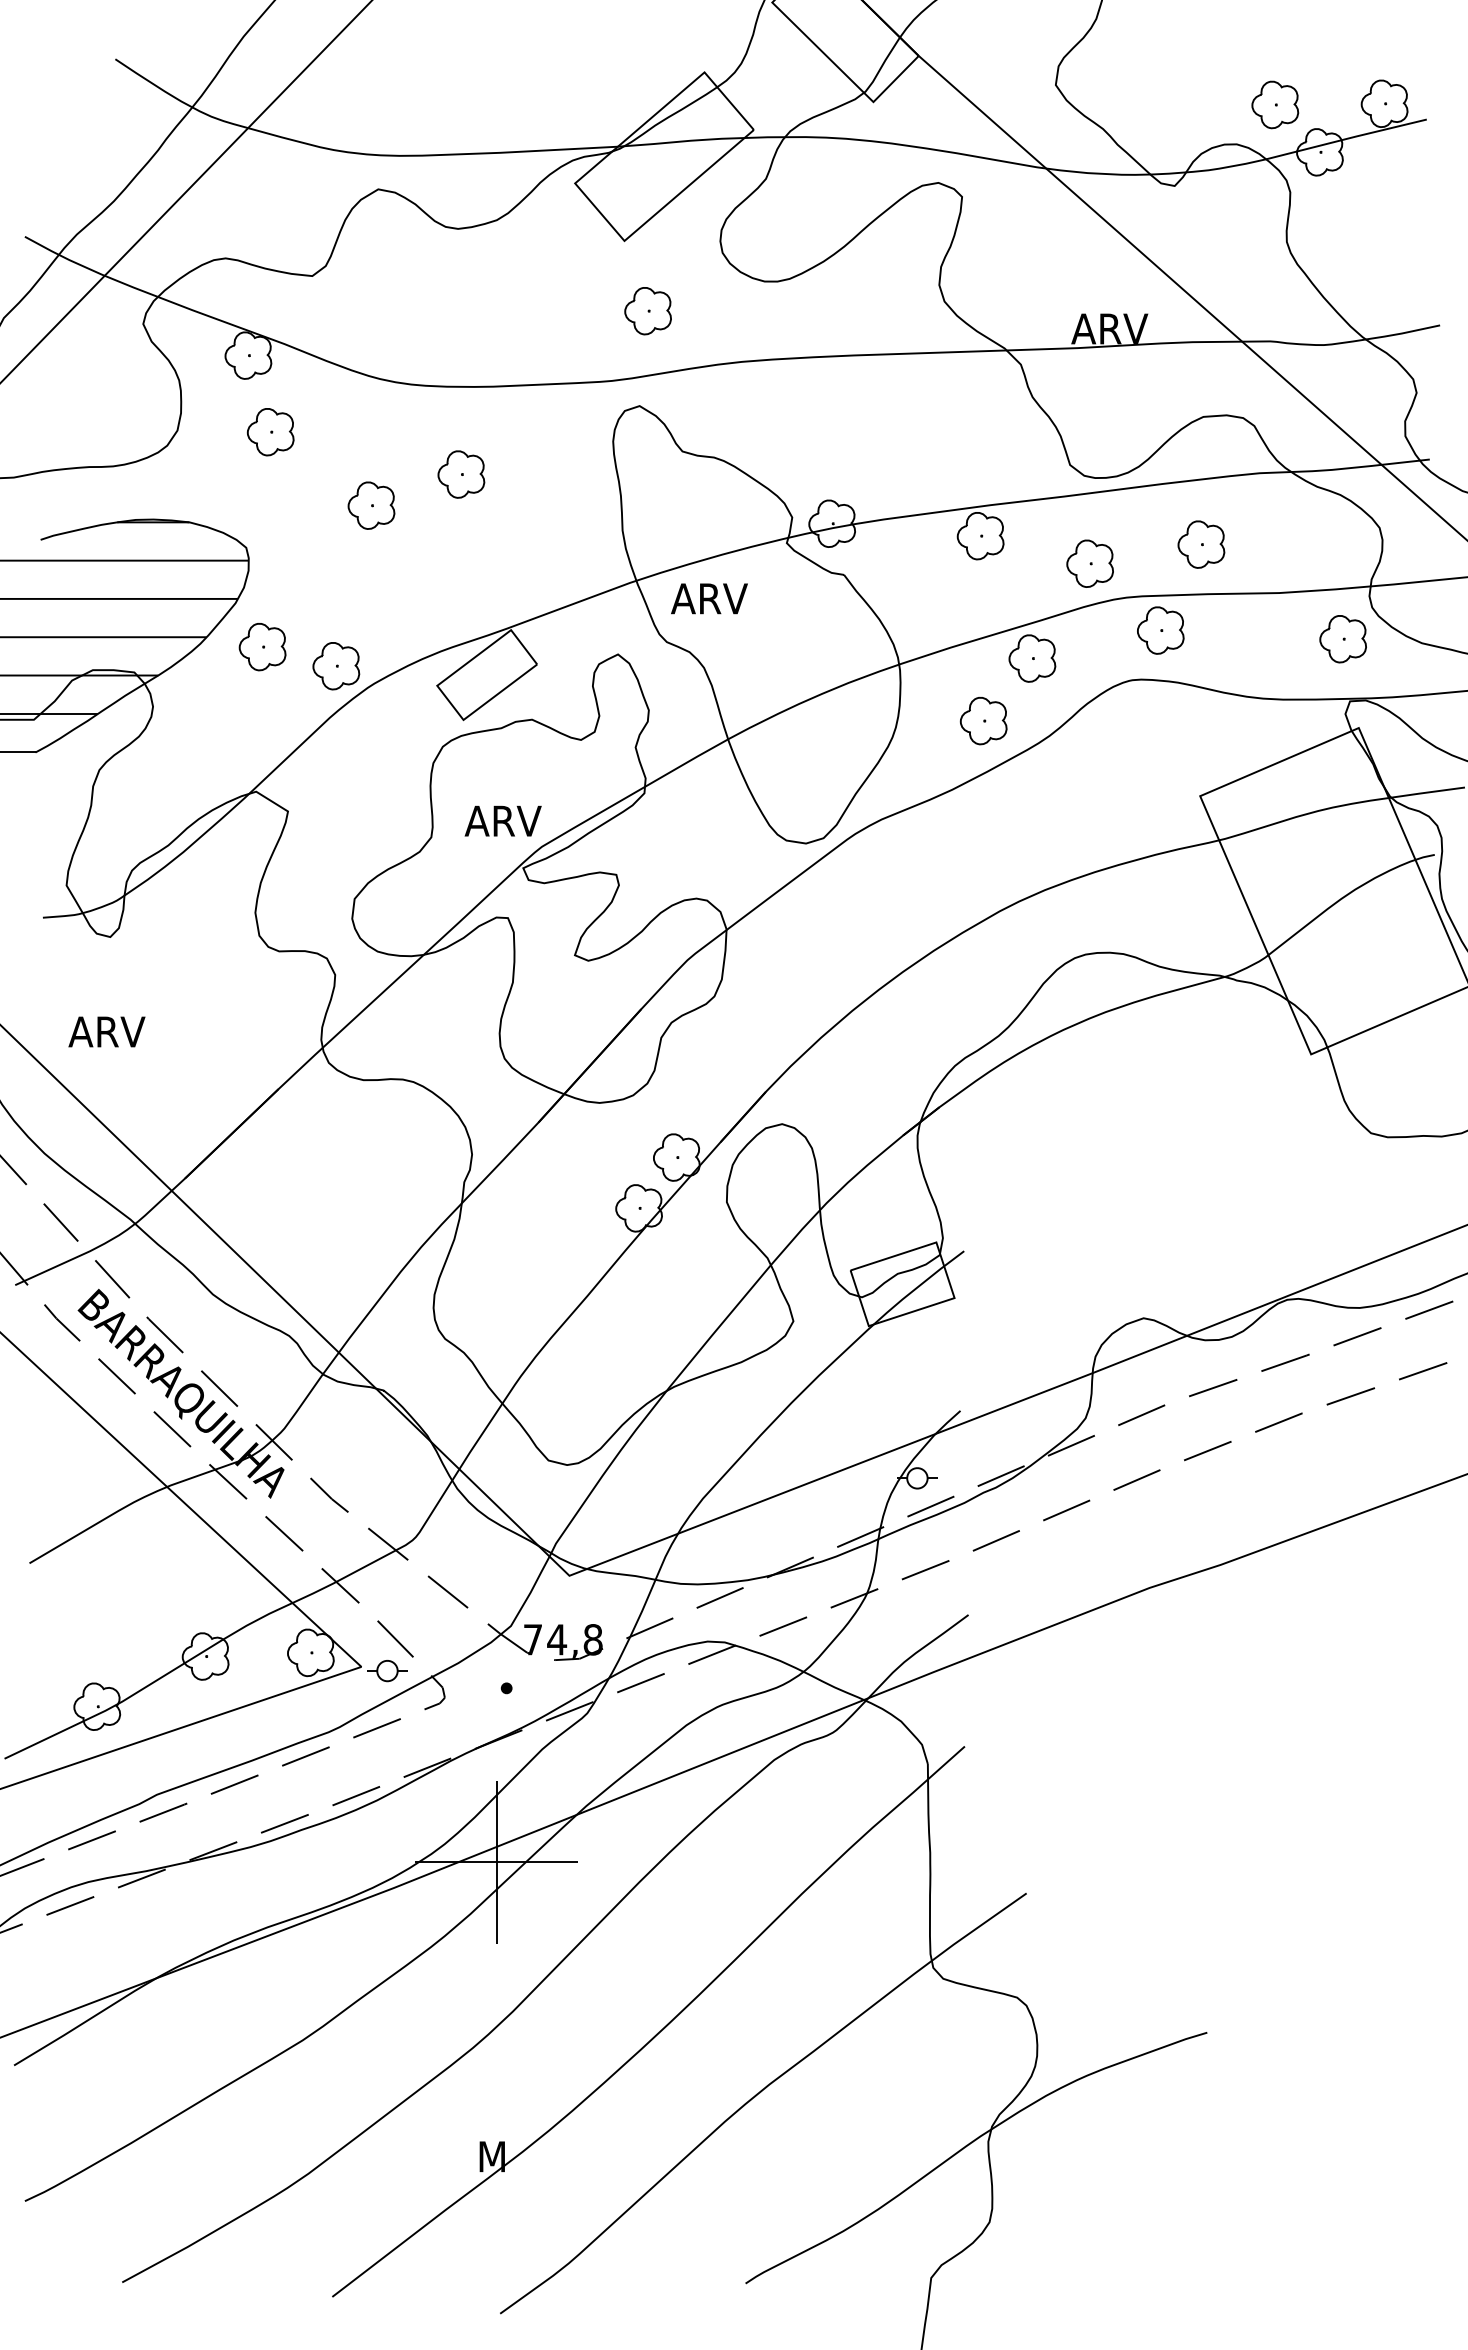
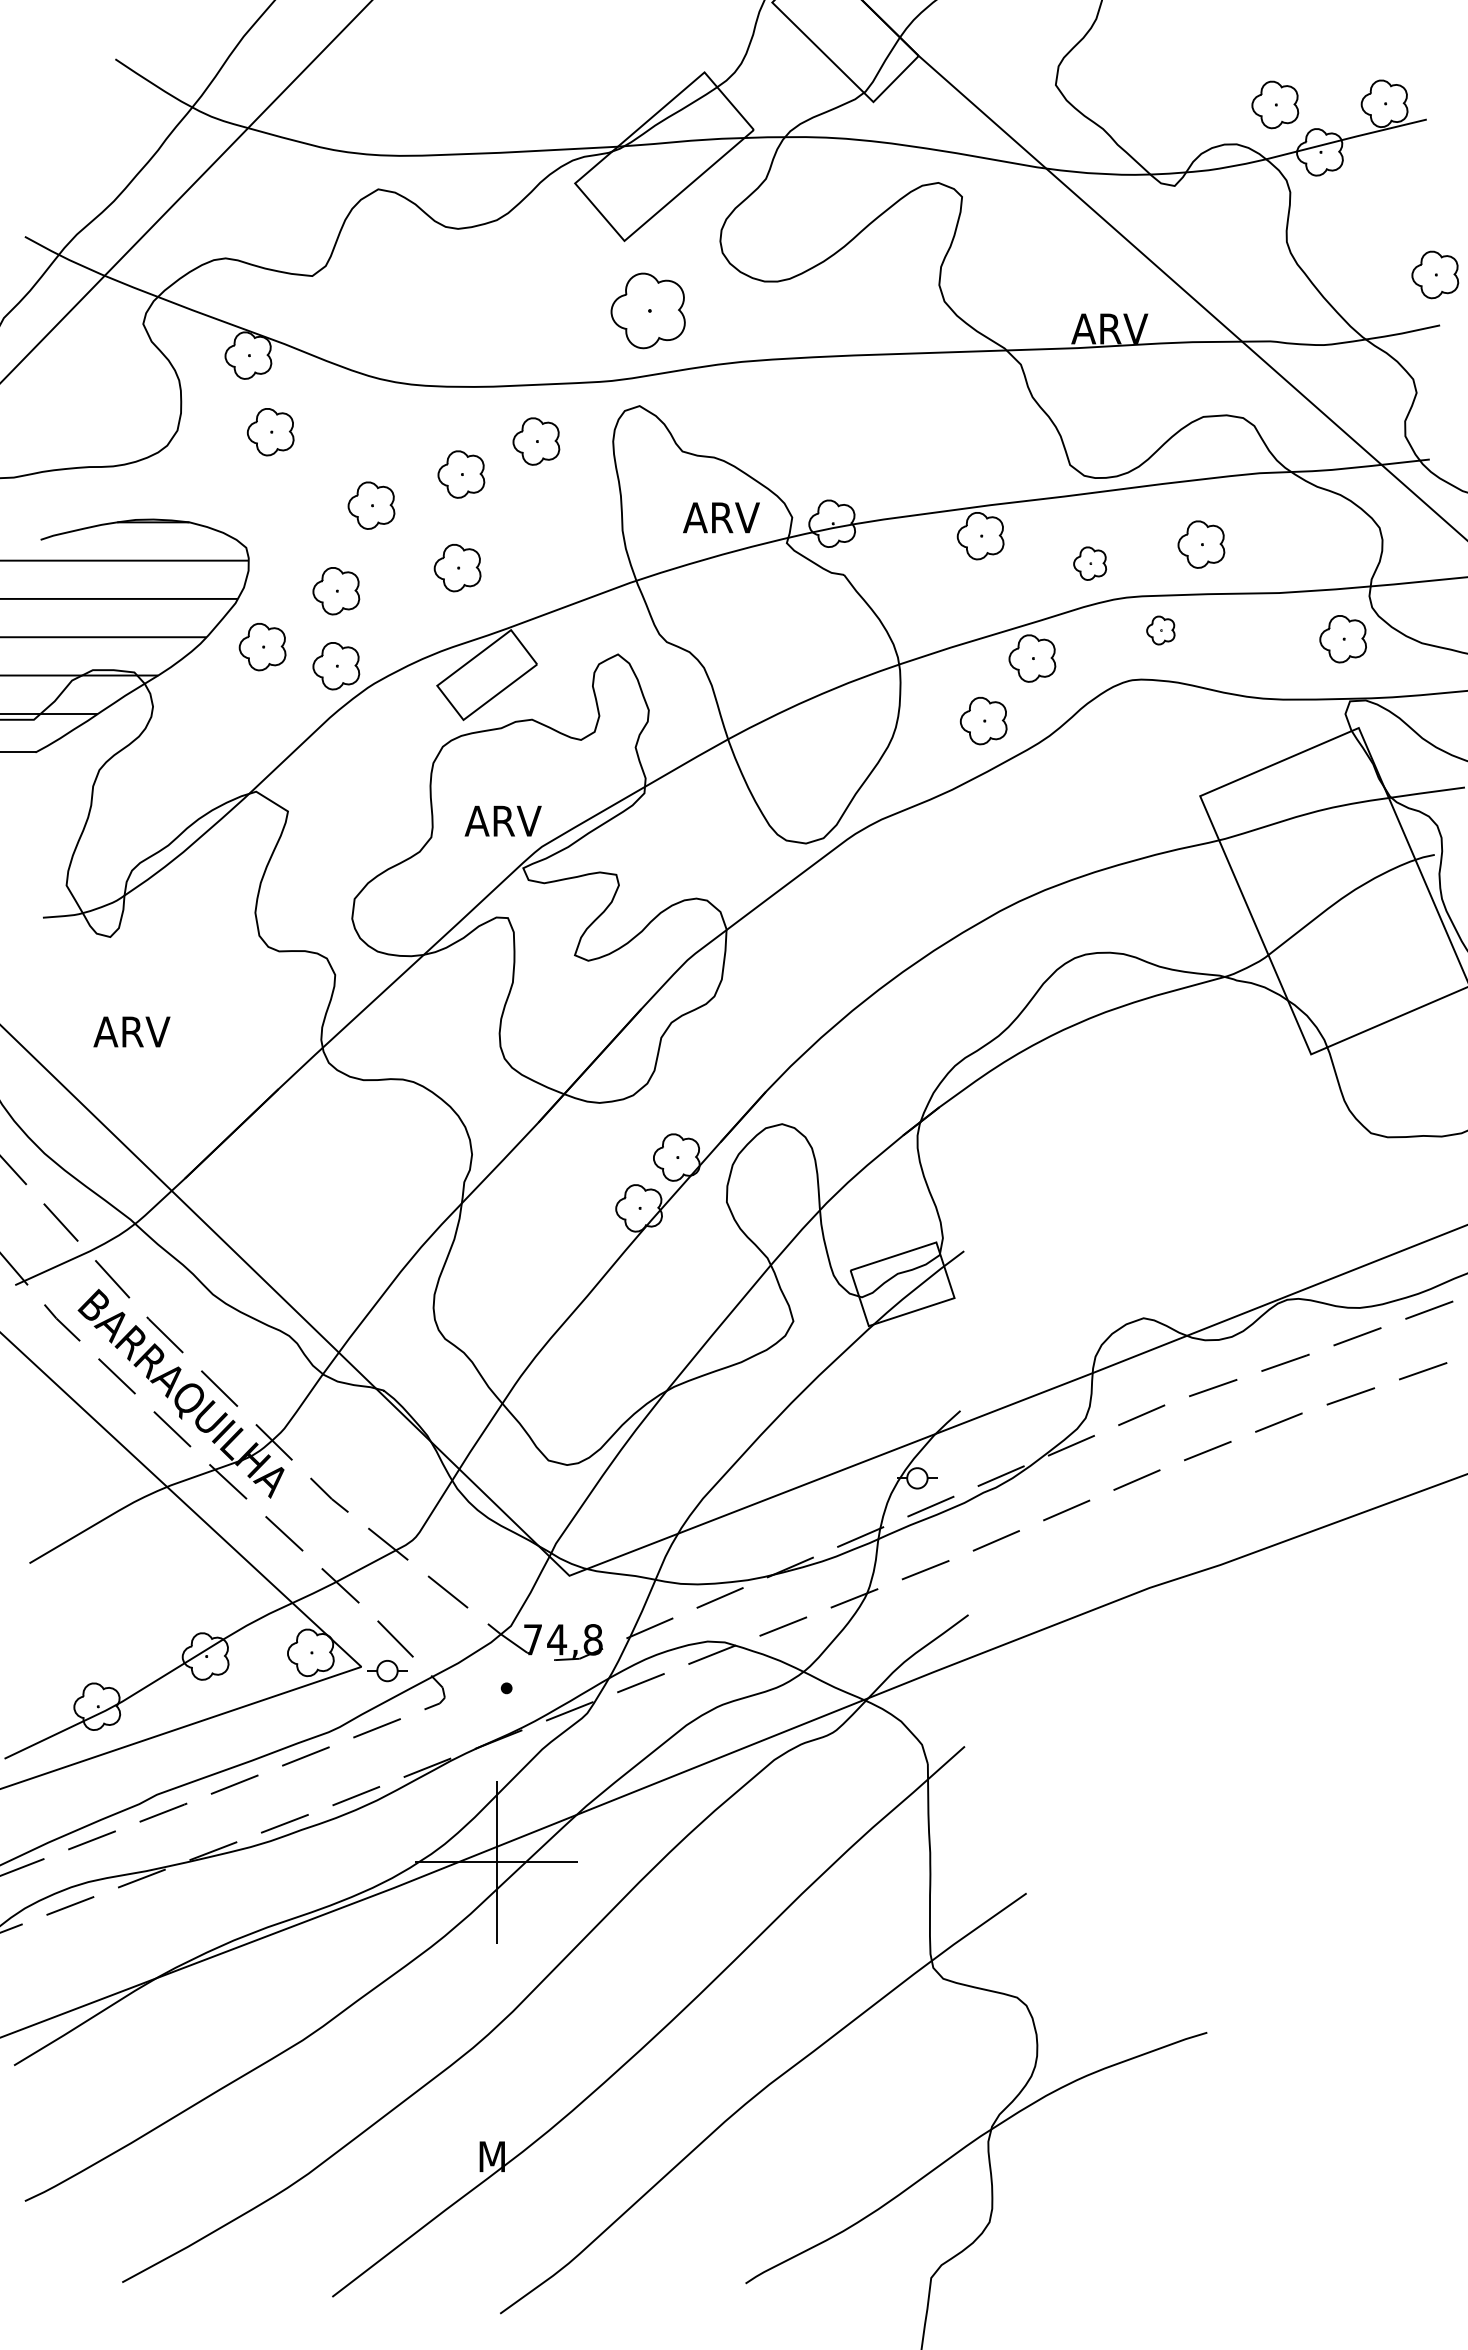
part: none -> present (1435, 274)
part size: 48x49 px -> 76x78 px (647, 310)
part: none -> present (536, 441)
part size: 48x49 px -> 35x35 px (1090, 563)
part: none -> present (457, 568)
part: none -> present (336, 591)
text position: (709, 598) -> (721, 517) (721, 517)
part size: 48x49 px -> 30x31 px (1160, 630)
text position: (106, 1031) -> (131, 1031) (131, 1031)
